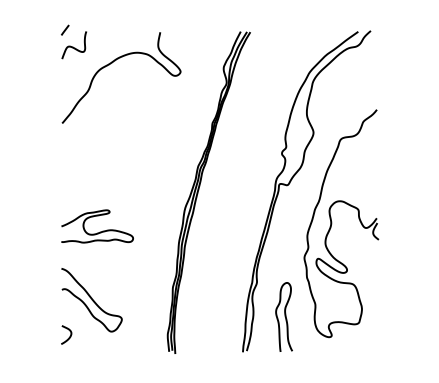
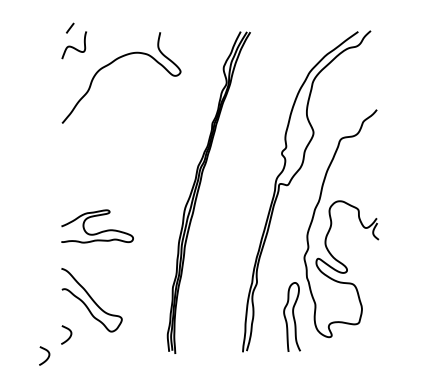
line position: (65, 29) -> (70, 27) (70, 27)
curve position: (284, 316) -> (292, 316) (292, 316)
curve: none -> present (47, 357)
